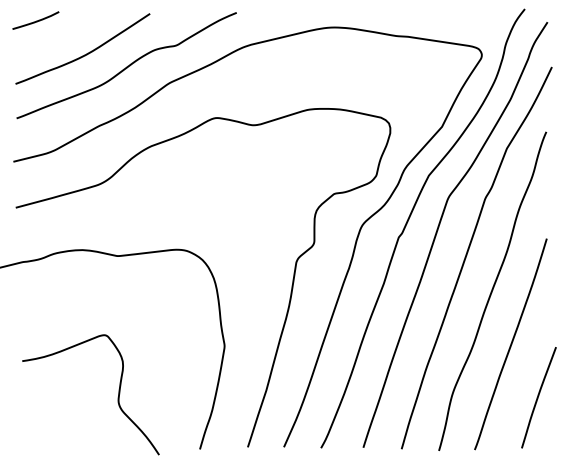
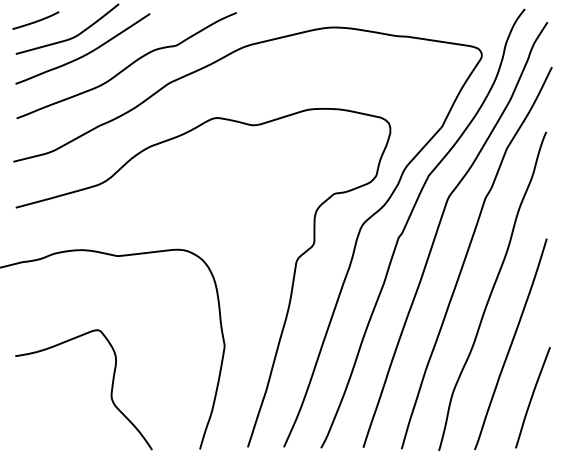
curve: none -> present (71, 37)
curve position: (117, 397) -> (110, 392) (110, 392)
curve position: (538, 397) -> (532, 397) (532, 397)
